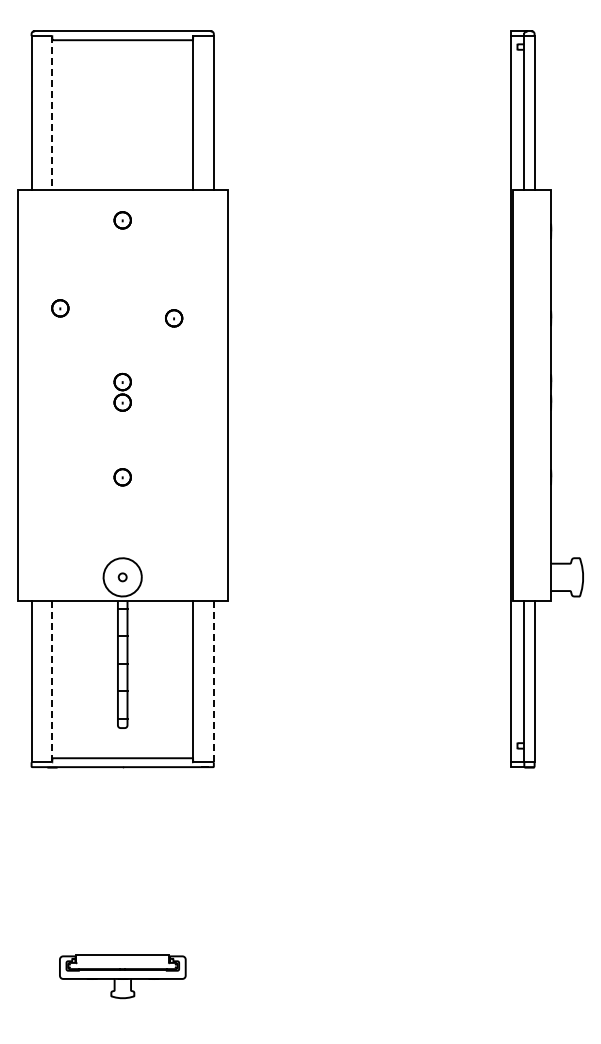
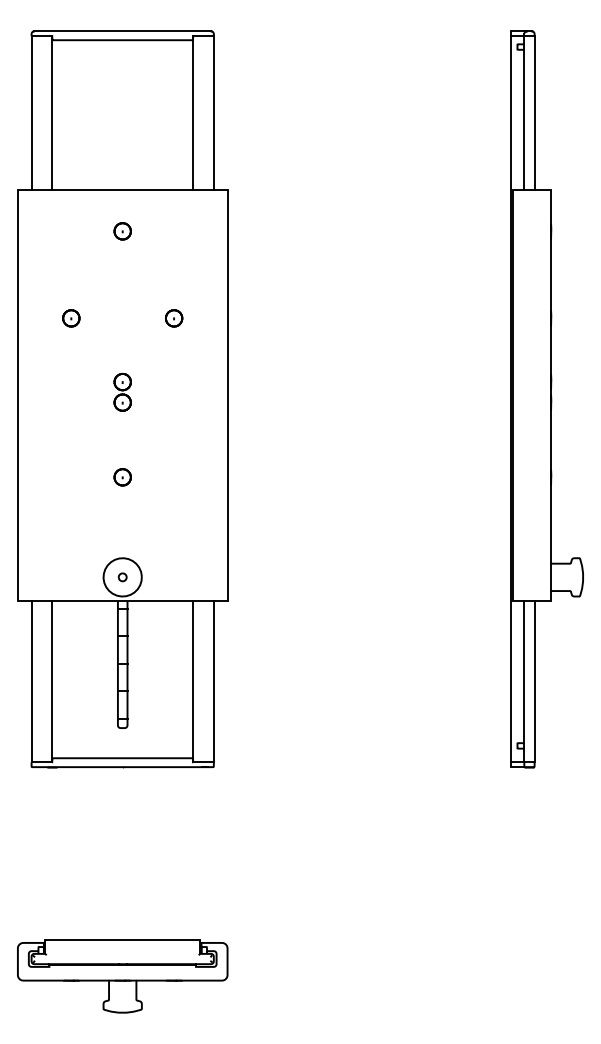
line: dashed -> solid (52, 113)
part position: (122, 220) -> (122, 231) (122, 231)
part position: (60, 308) -> (71, 318) (71, 318)
line: dashed -> solid (52, 681)
line: dashed -> solid (213, 681)
part size: 128x46 px -> 212x75 px (122, 976)
